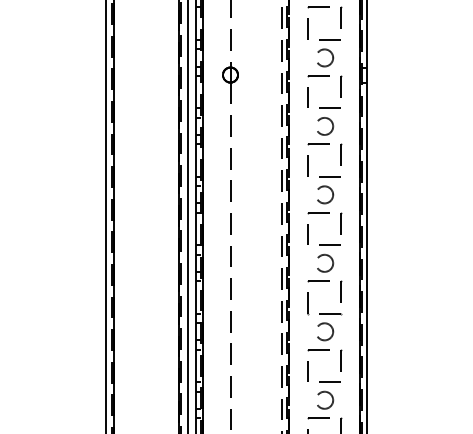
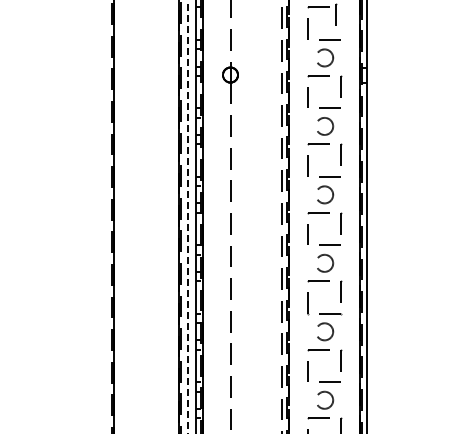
line position: (341, 17) -> (336, 14) (336, 14)
line: present -> none (105, 216)
line: solid -> dashed (187, 216)
